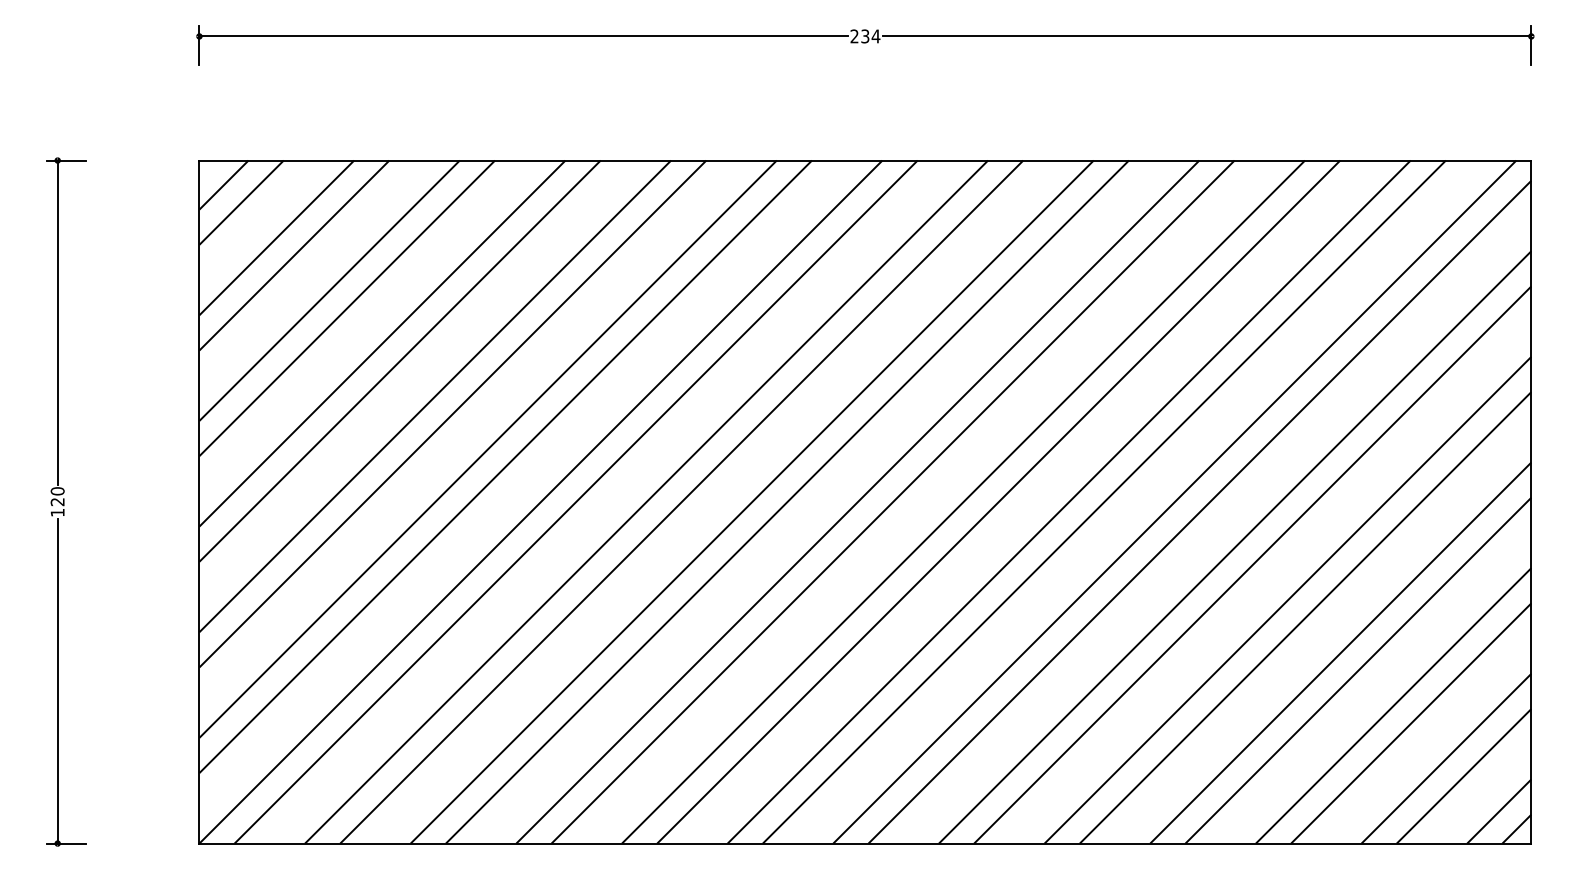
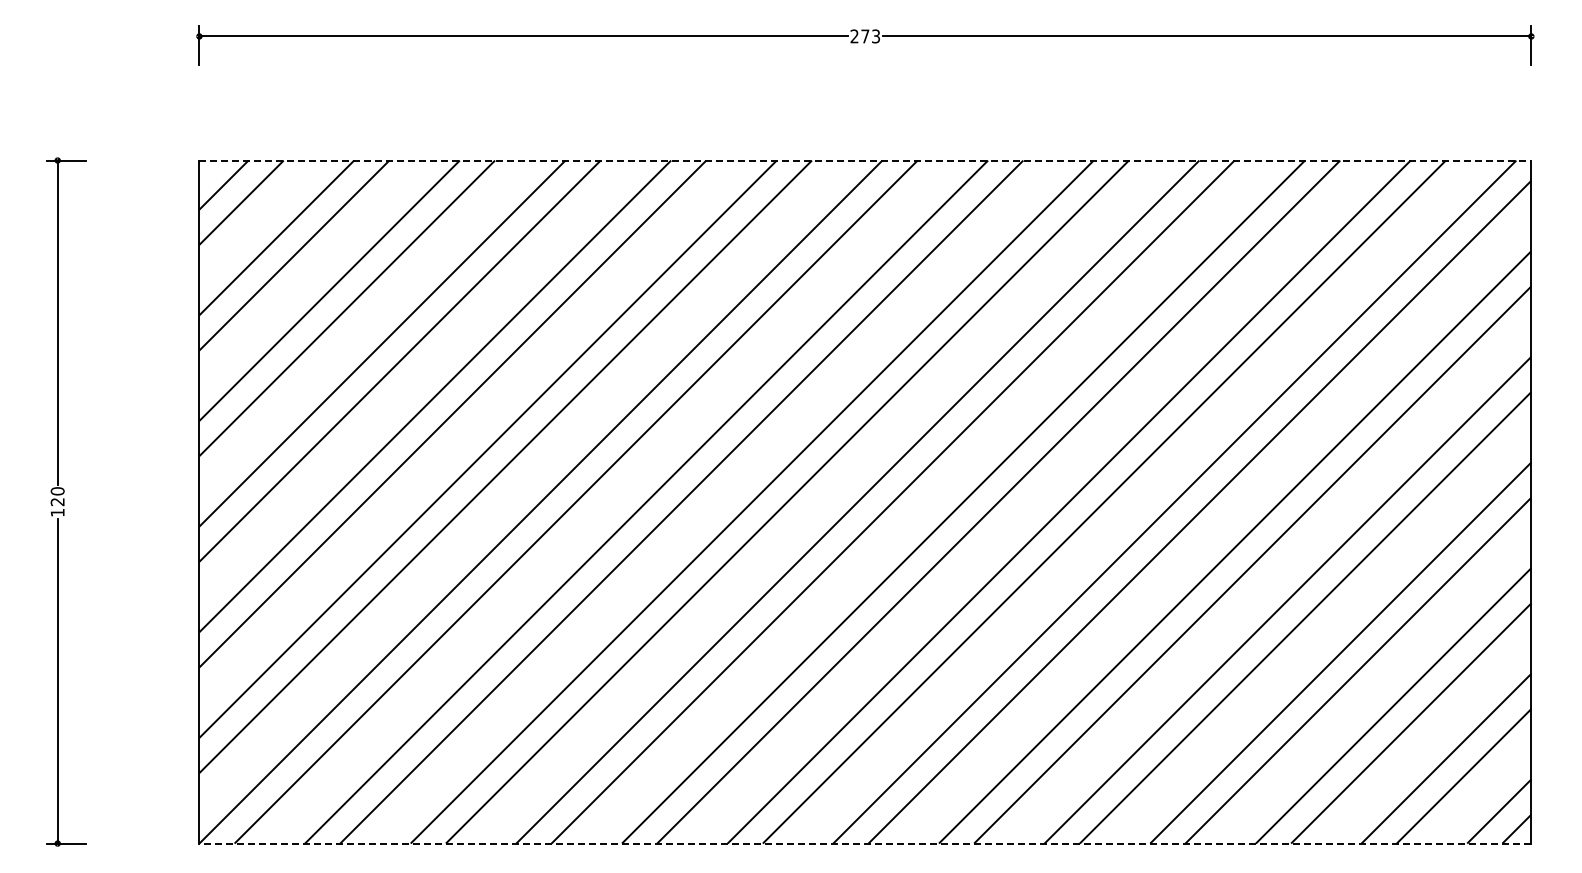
text: 234 -> 273 (870, 36)
line: solid -> dashed (865, 160)
line: solid -> dashed (865, 843)
